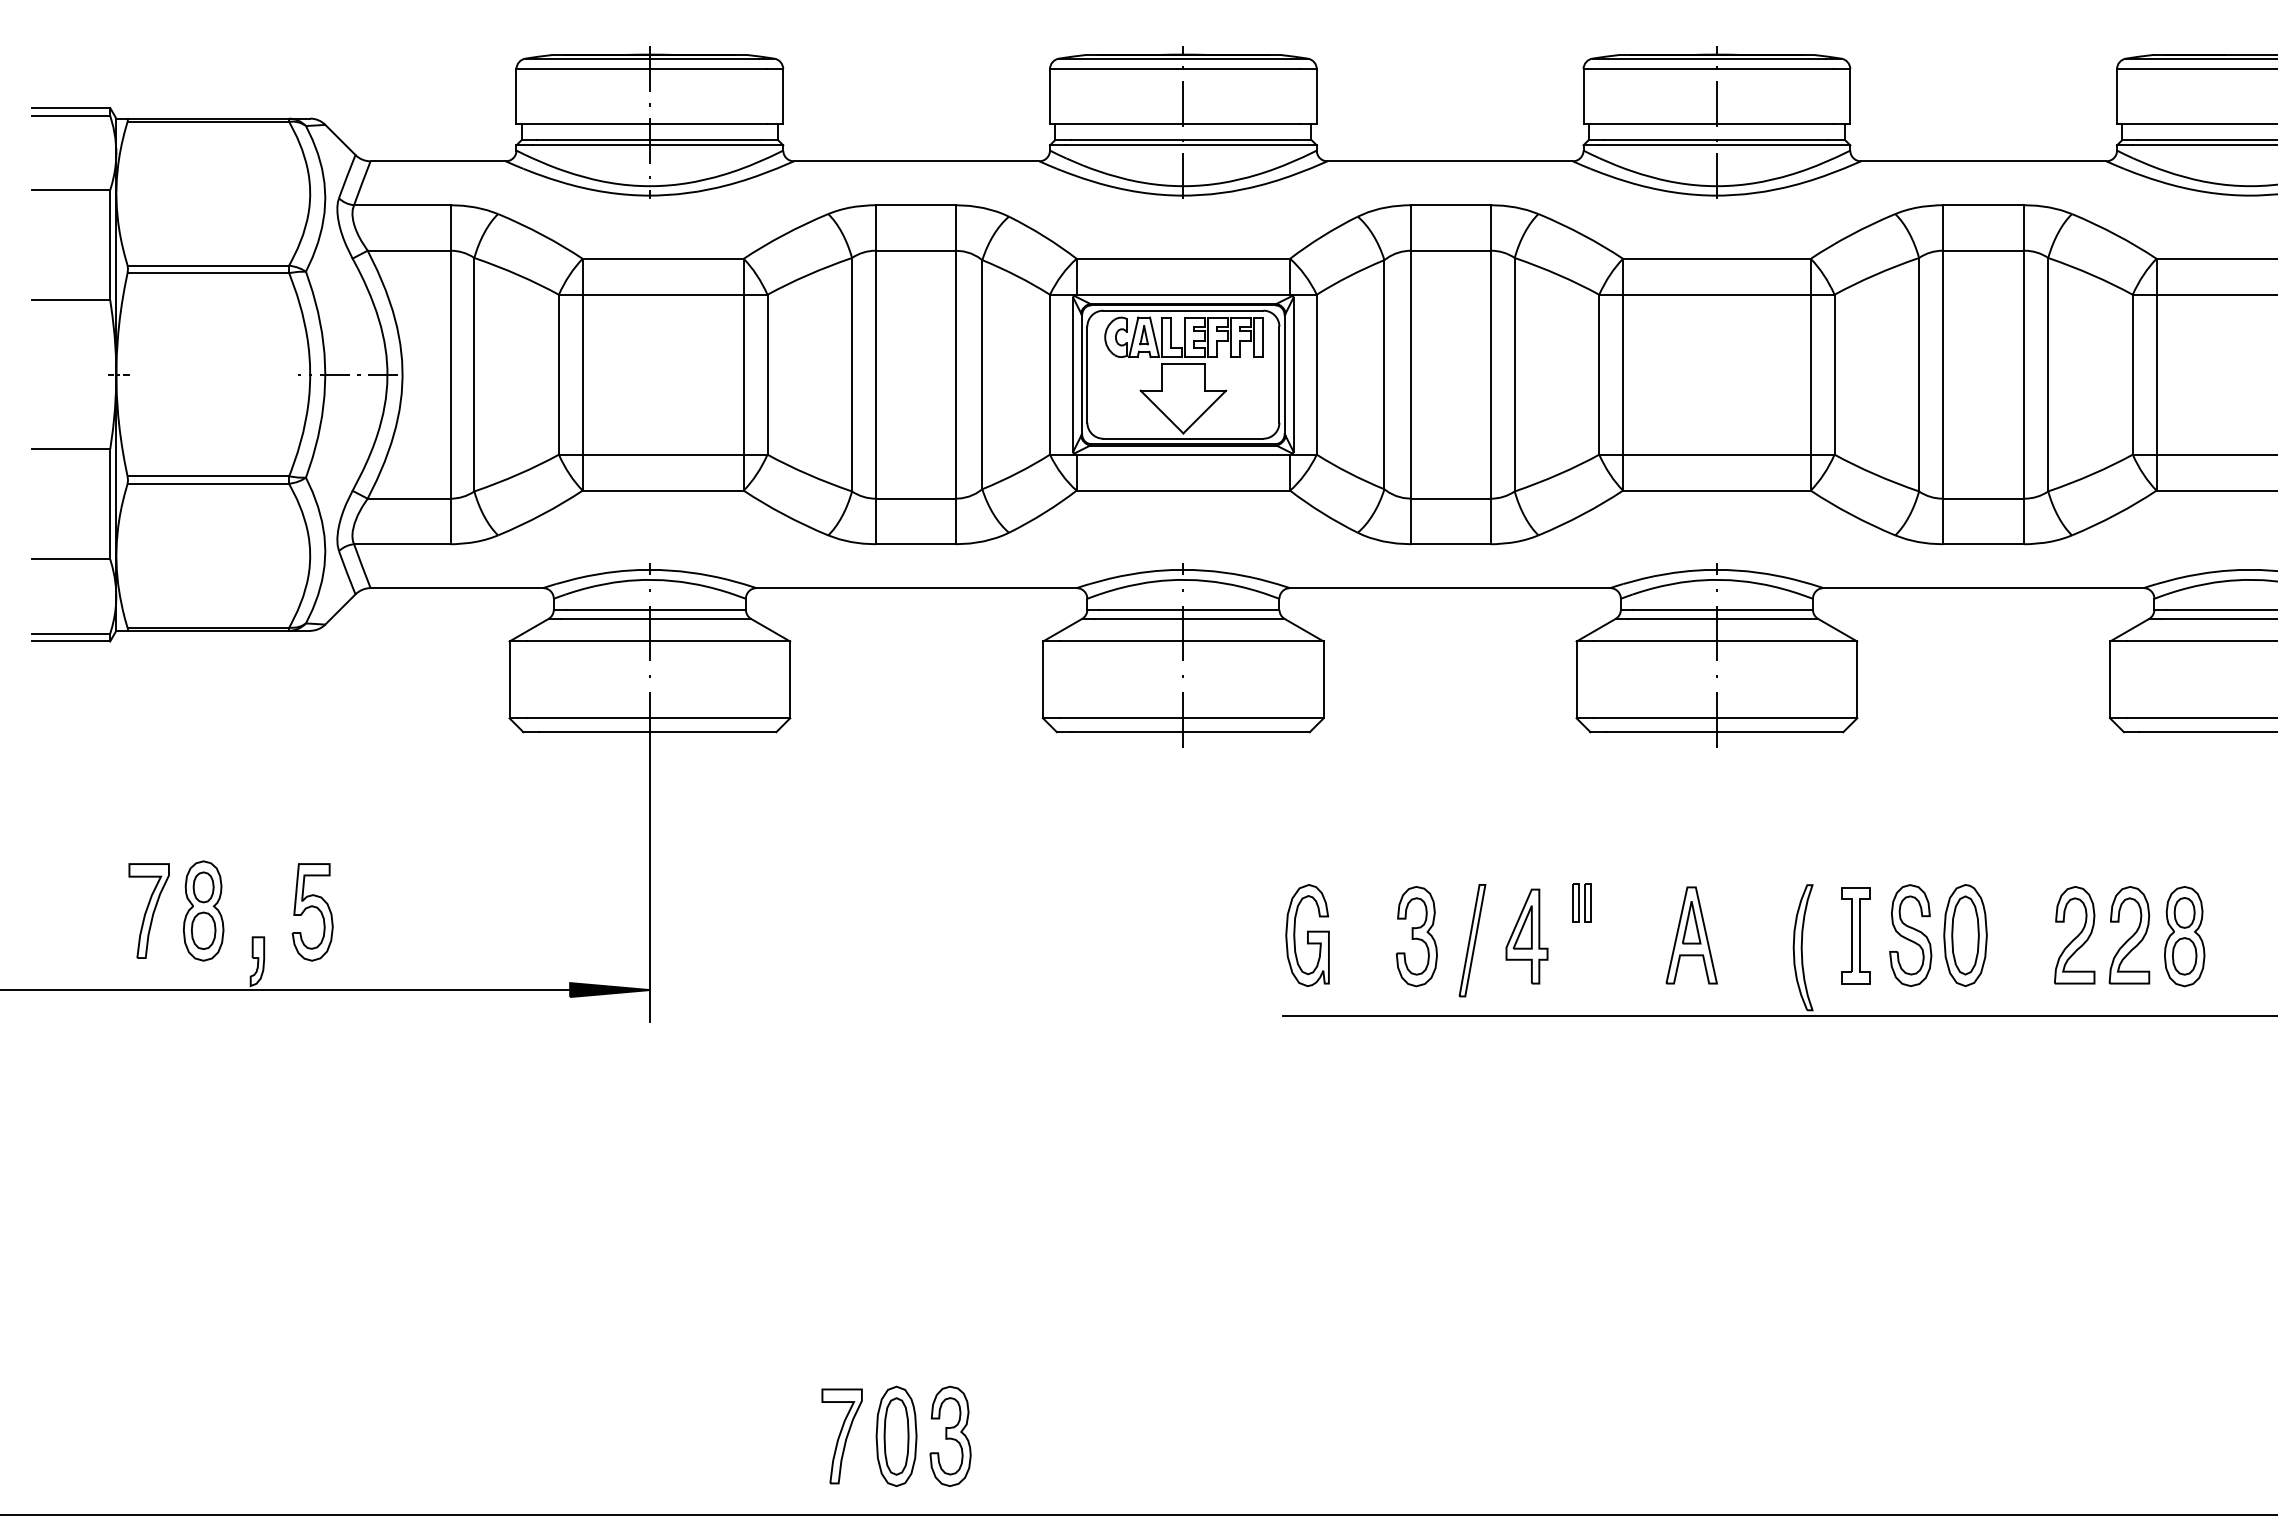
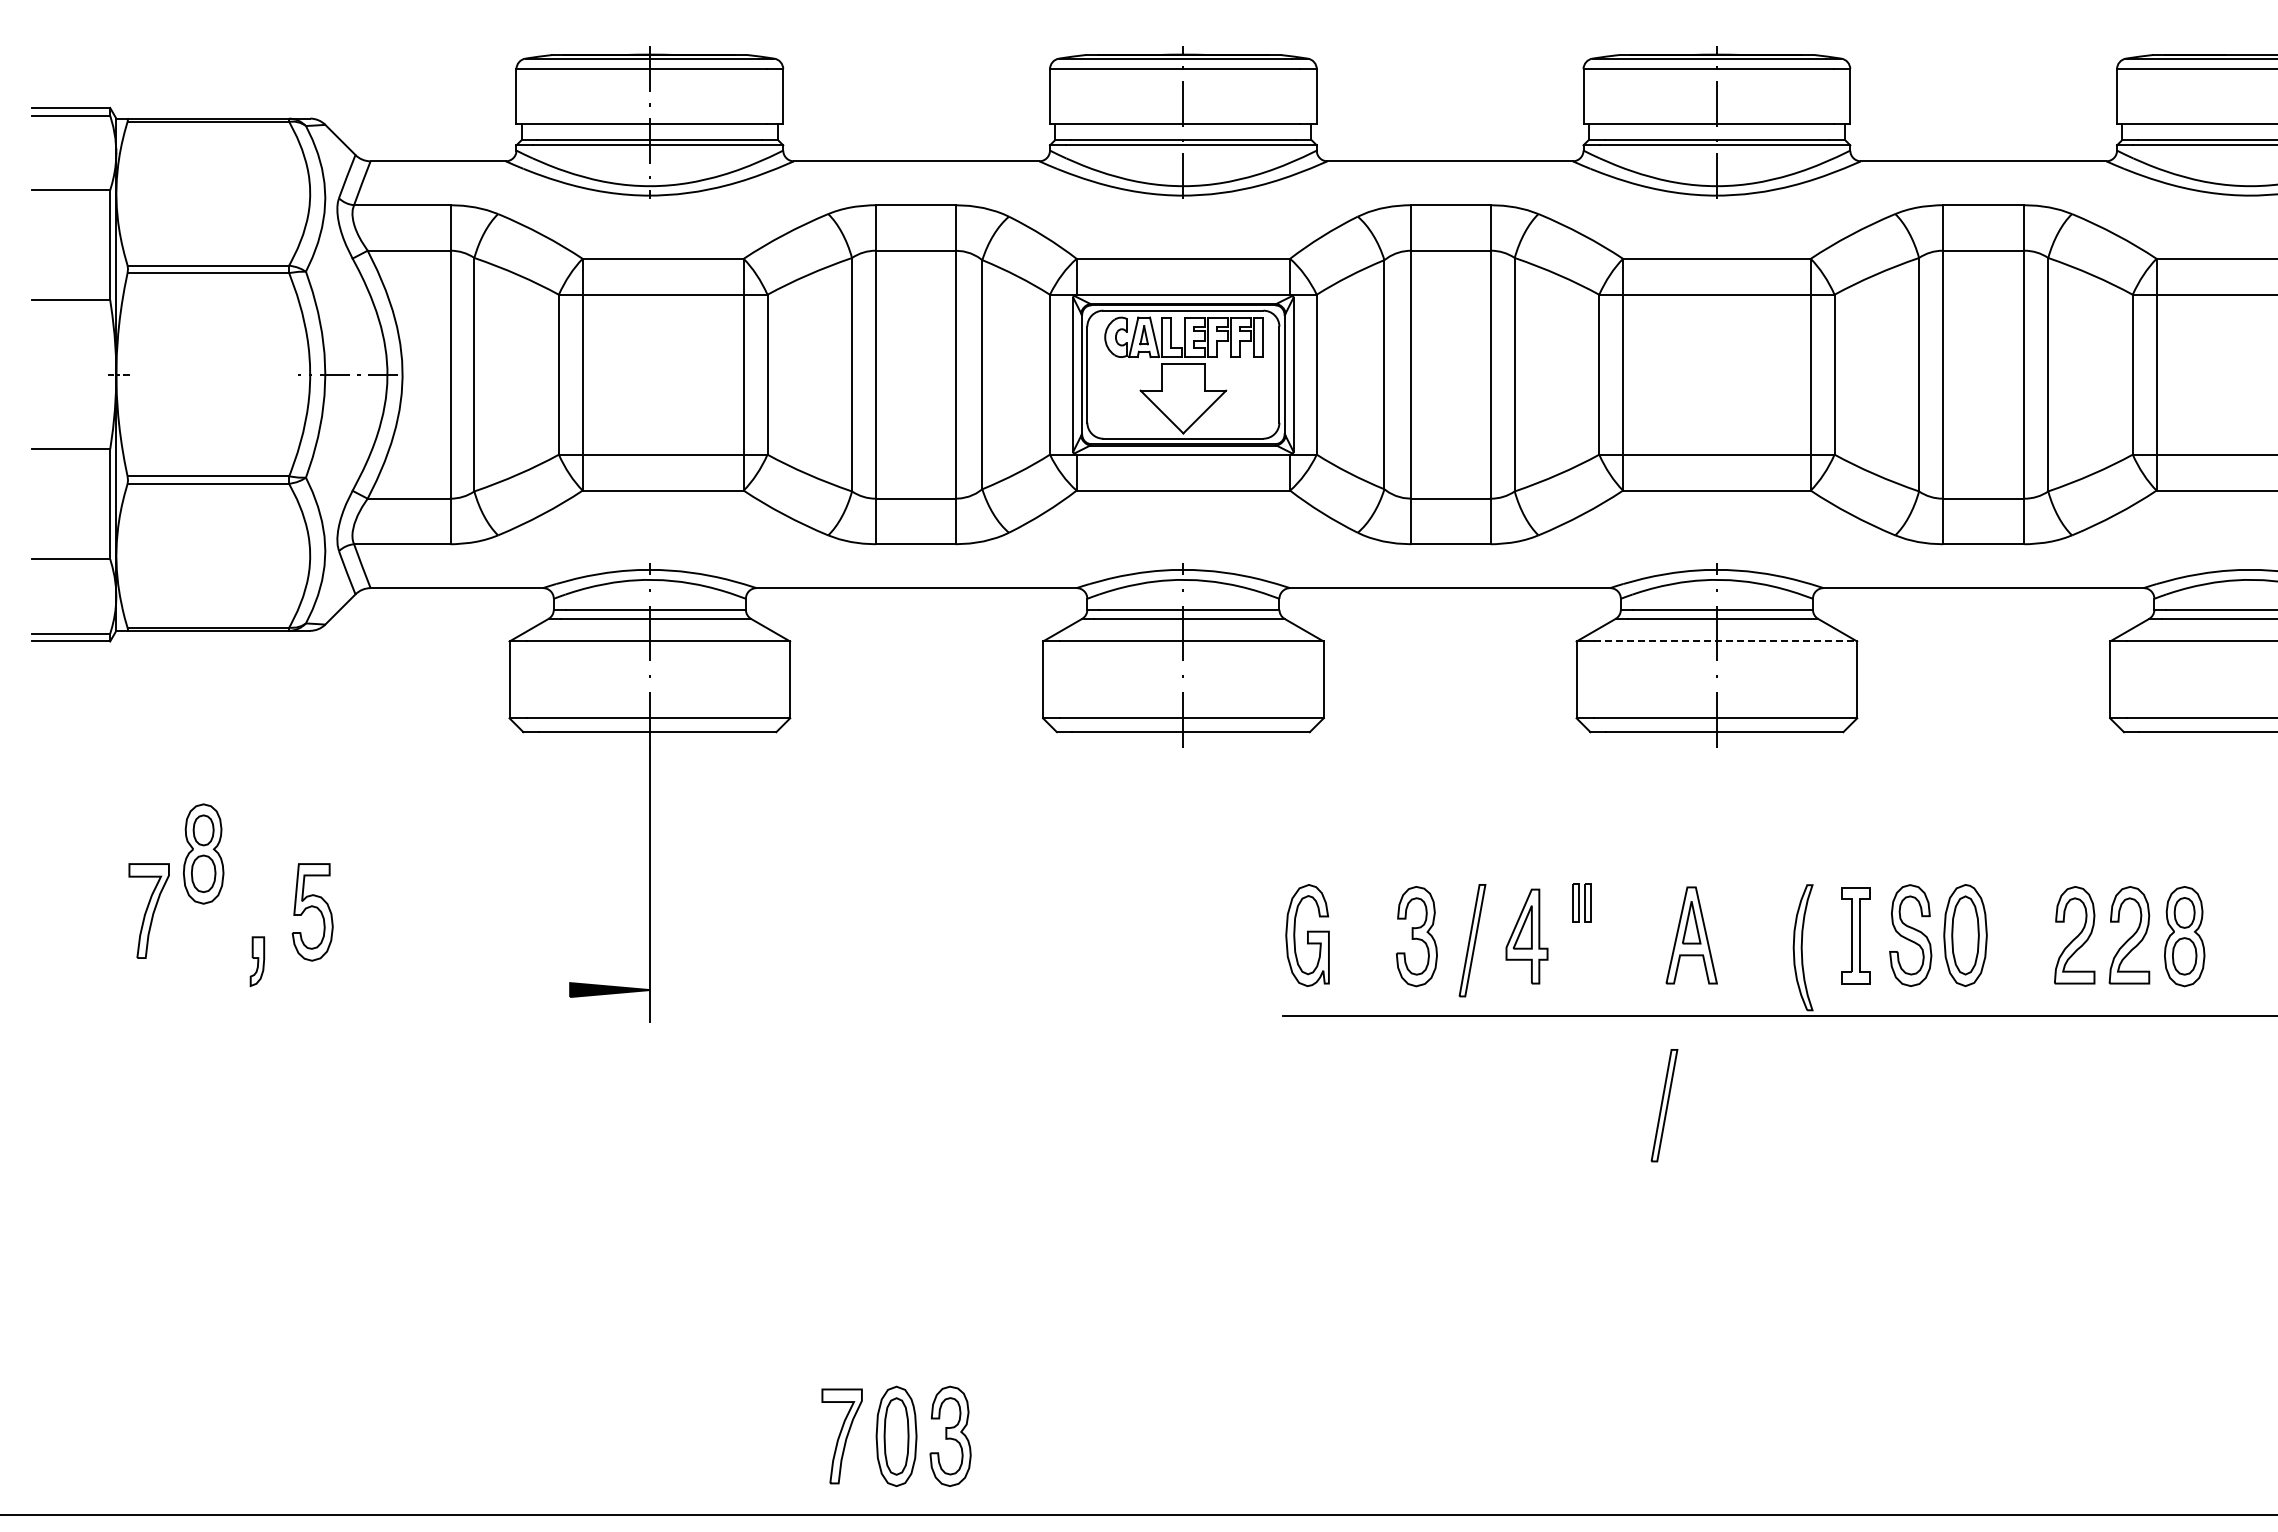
line: solid -> dashed (1725, 641)
part position: (203, 910) -> (203, 853) (203, 853)
line: present -> none (286, 990)
part: none -> present (1664, 1105)
